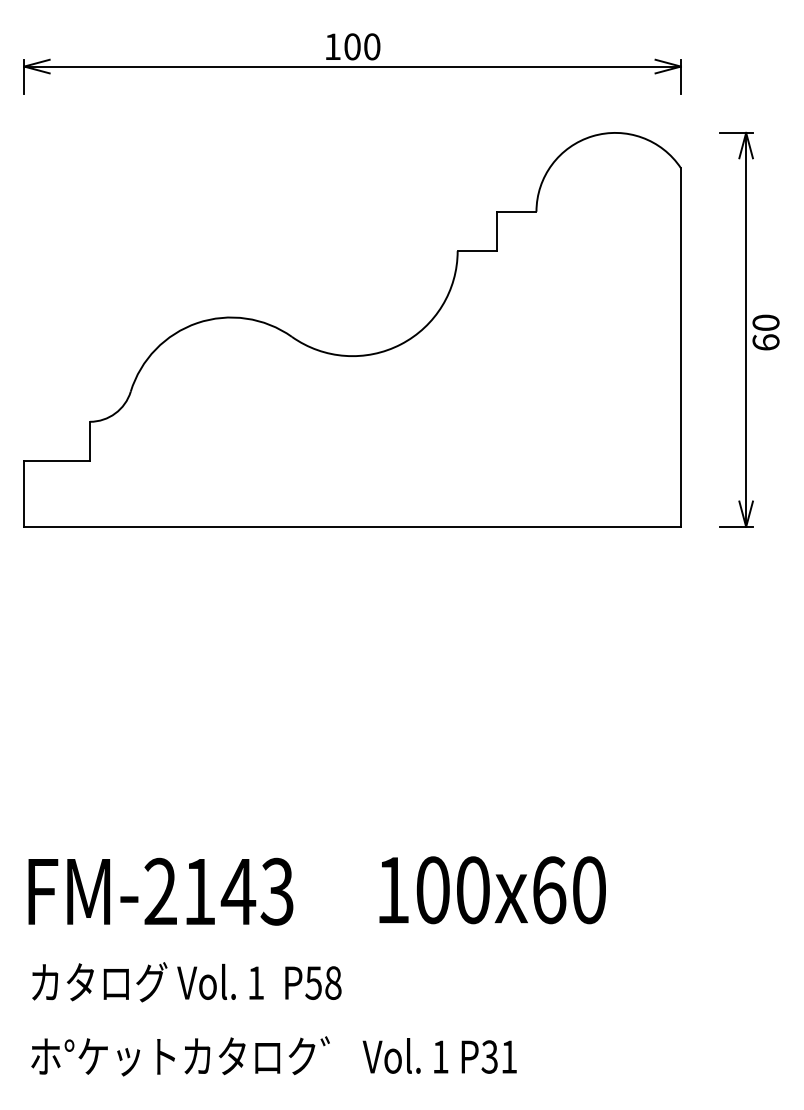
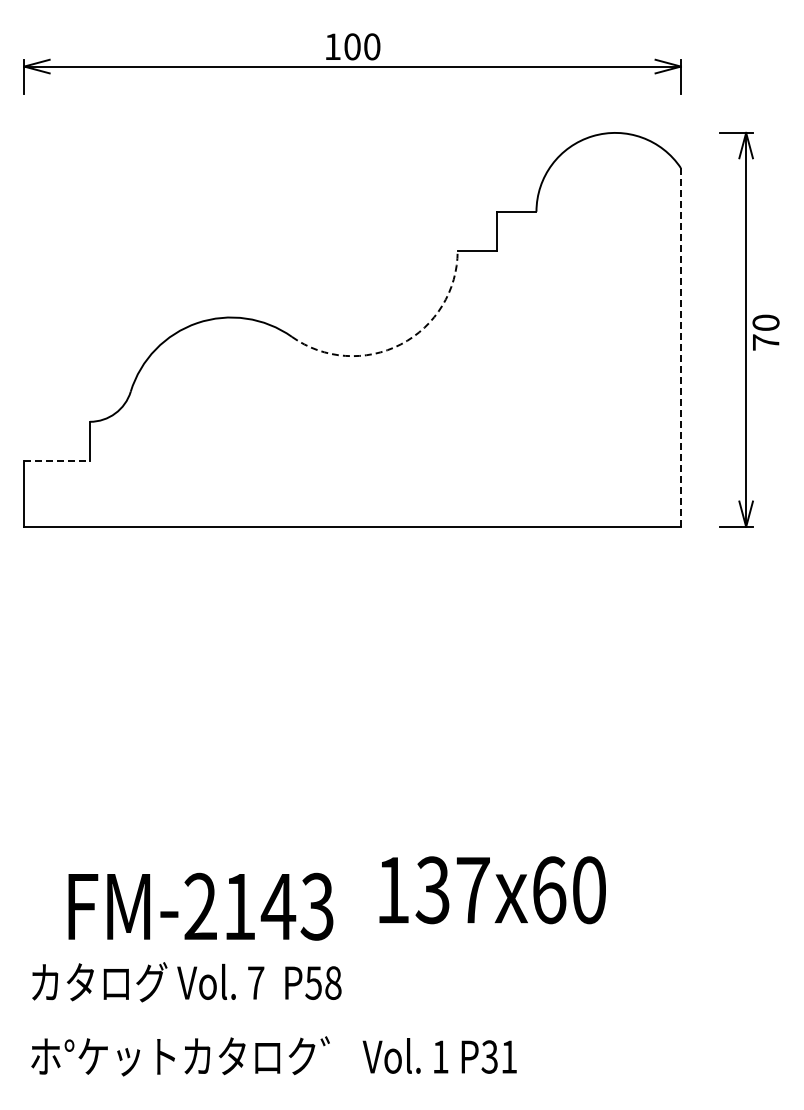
text: 60 -> 70 (765, 342)
arc: solid -> dashed (400, 344)
line: solid -> dashed (680, 347)
line: solid -> dashed (57, 461)
text: 100x60 -> 137x60 (452, 890)
text position: (160, 891) -> (200, 906) (200, 906)
text: 1 -> 7 (256, 982)
